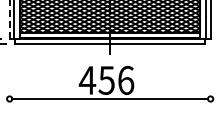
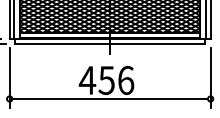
line: dashed -> solid (9, 19)
line: none -> present (9, 77)
line: none -> present (210, 77)
